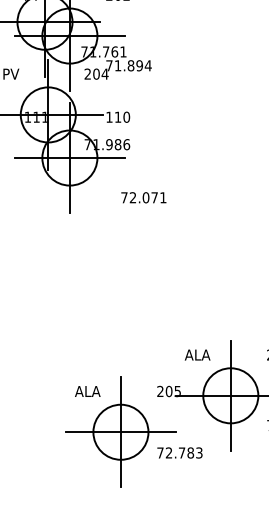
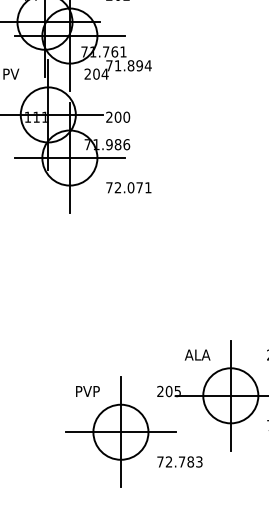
text: 110 -> 200 (113, 116)
text position: (143, 197) -> (128, 187) (128, 187)
text: ALA -> PVP (87, 391)
text position: (179, 452) -> (179, 461) (179, 461)
